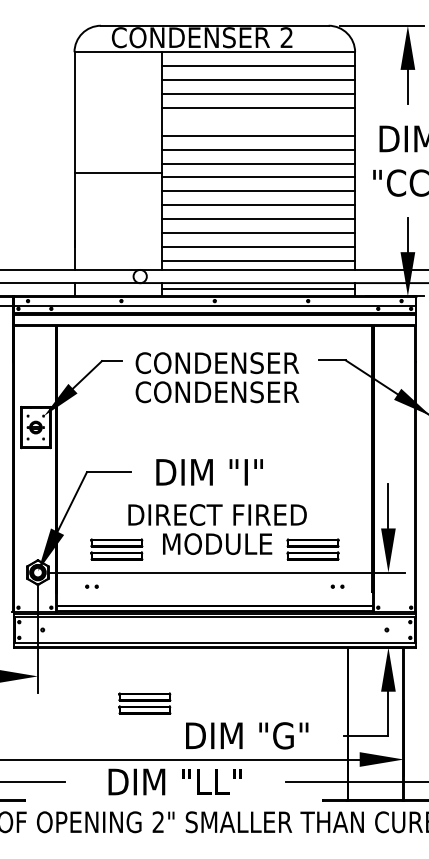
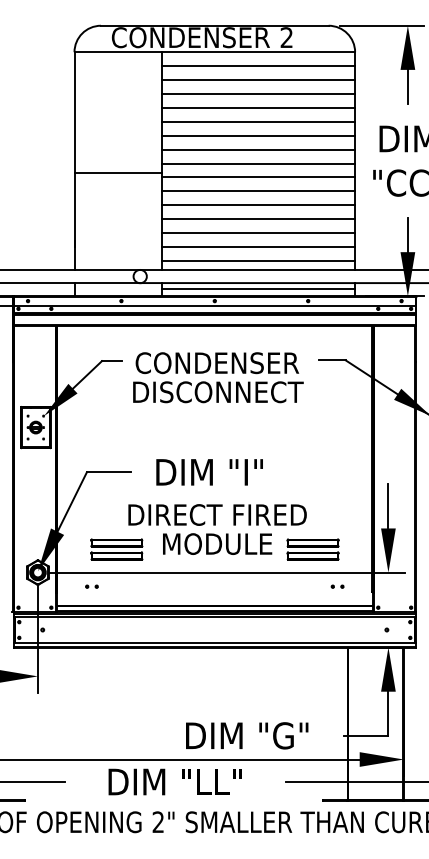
line: none -> present (258, 121)
text: CONDENSER -> DISCONNECT (218, 392)
part: present -> none (144, 703)
